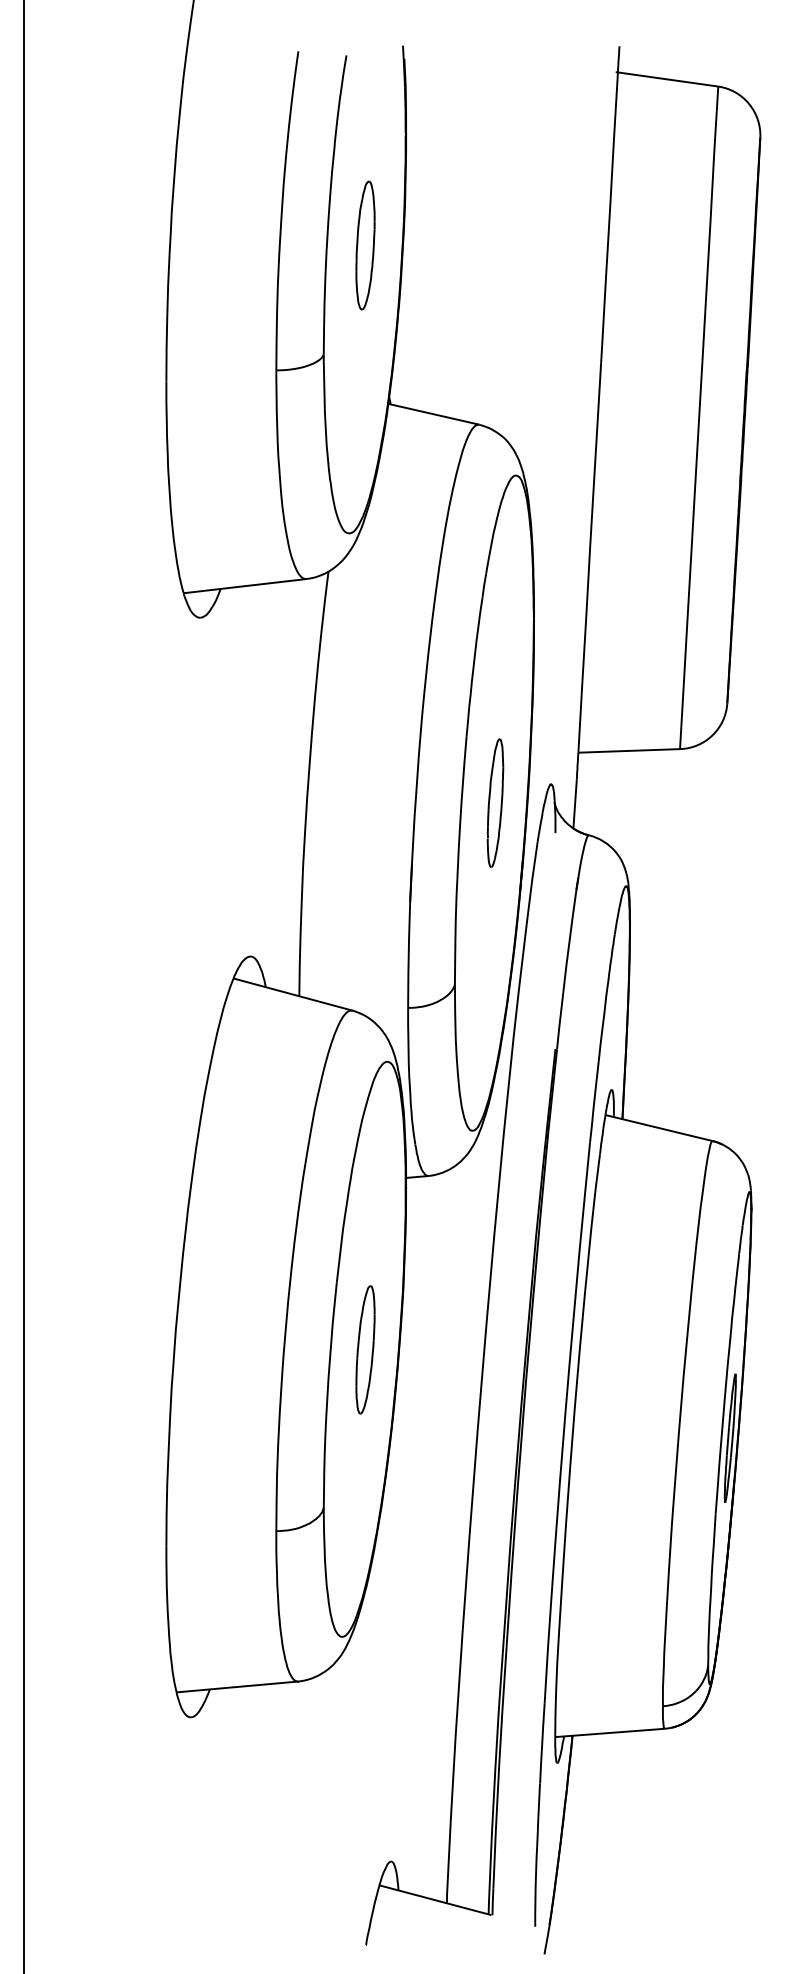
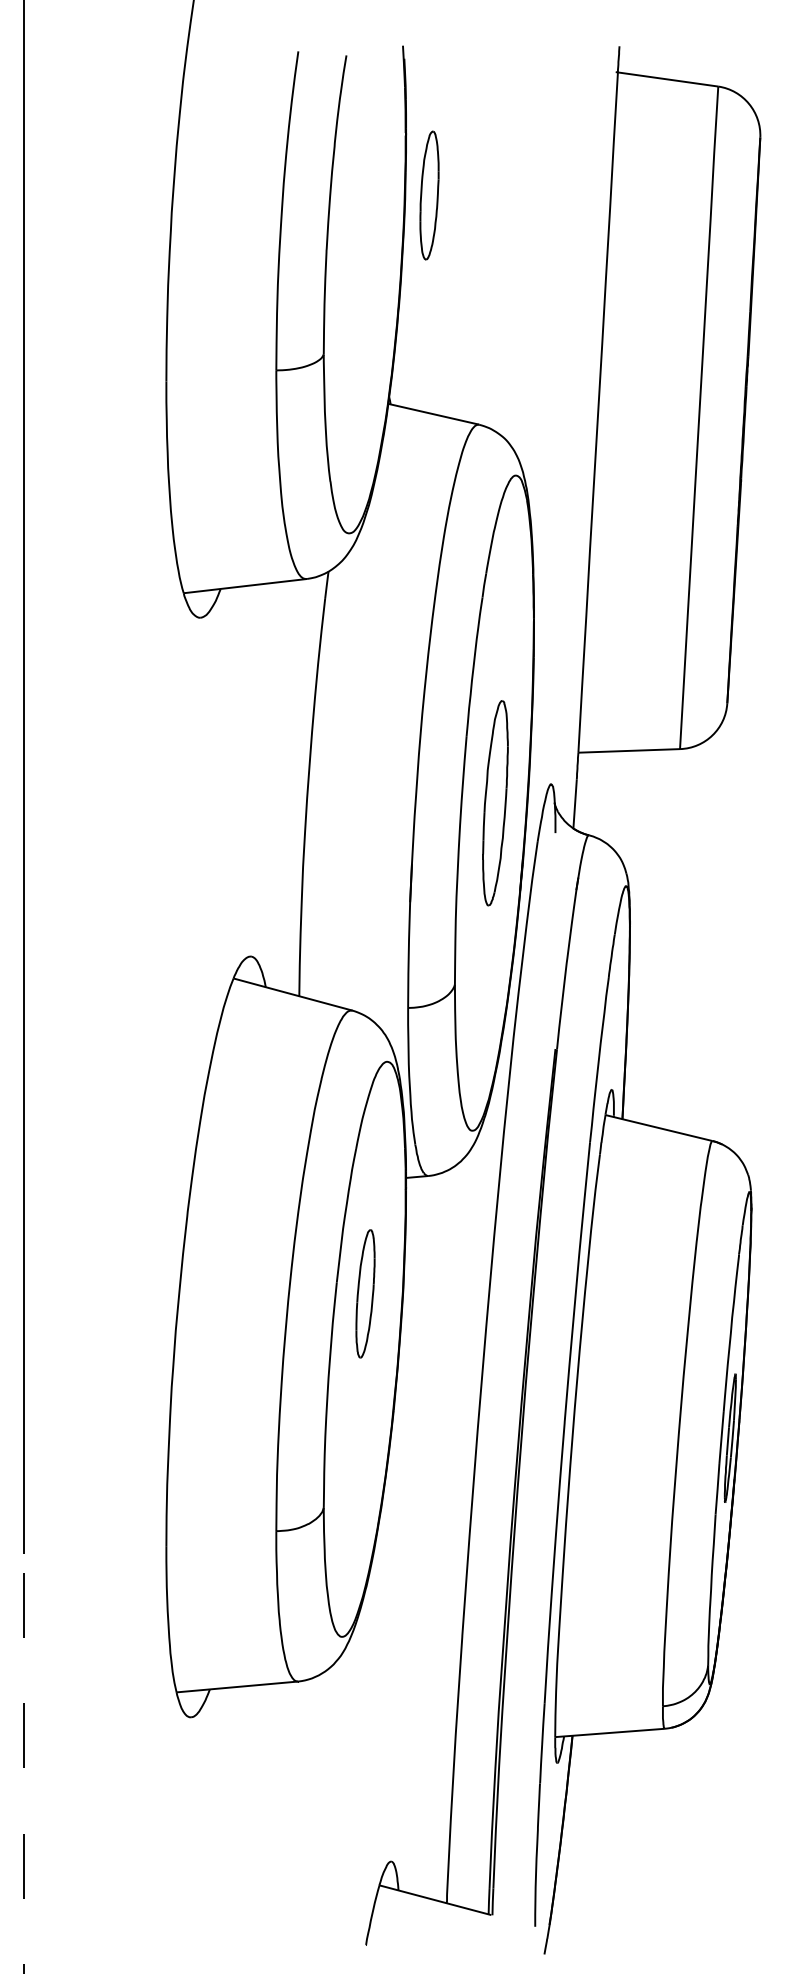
part position: (365, 245) -> (429, 195) (429, 195)
part size: 19x130 px -> 27x207 px (495, 803)
part position: (365, 1349) -> (365, 1293) (365, 1293)
line: solid -> dashed (23, 1763)
